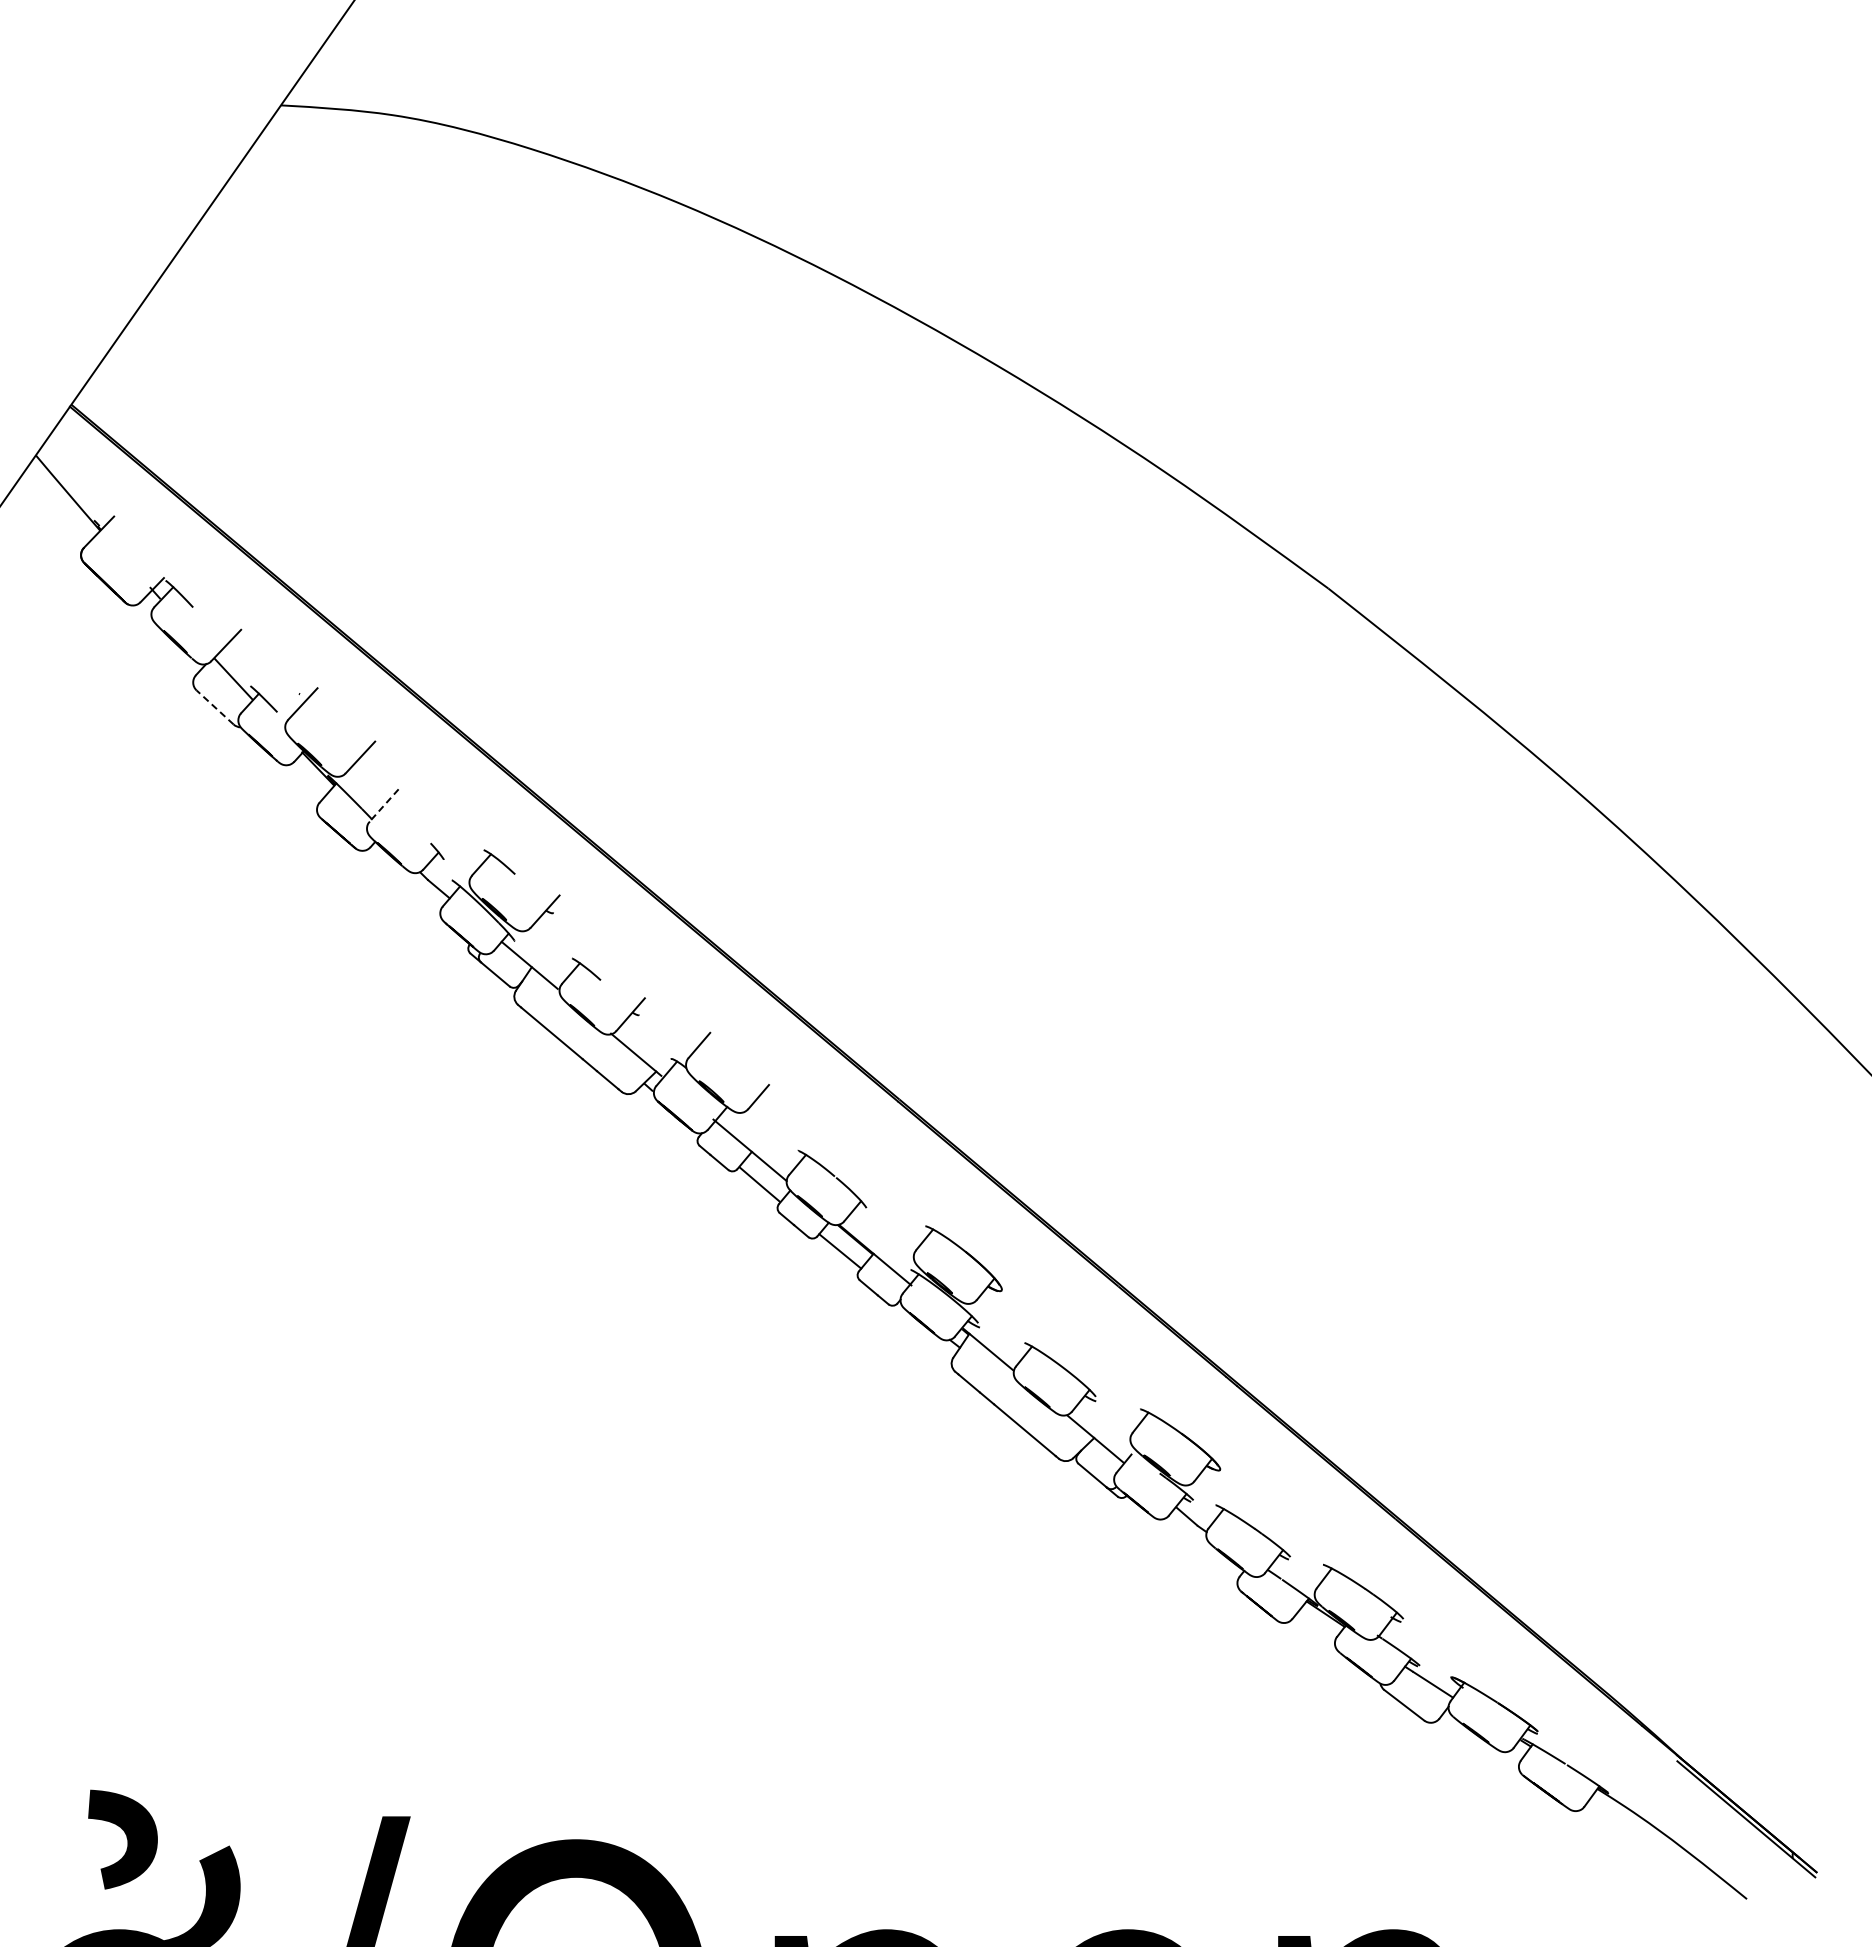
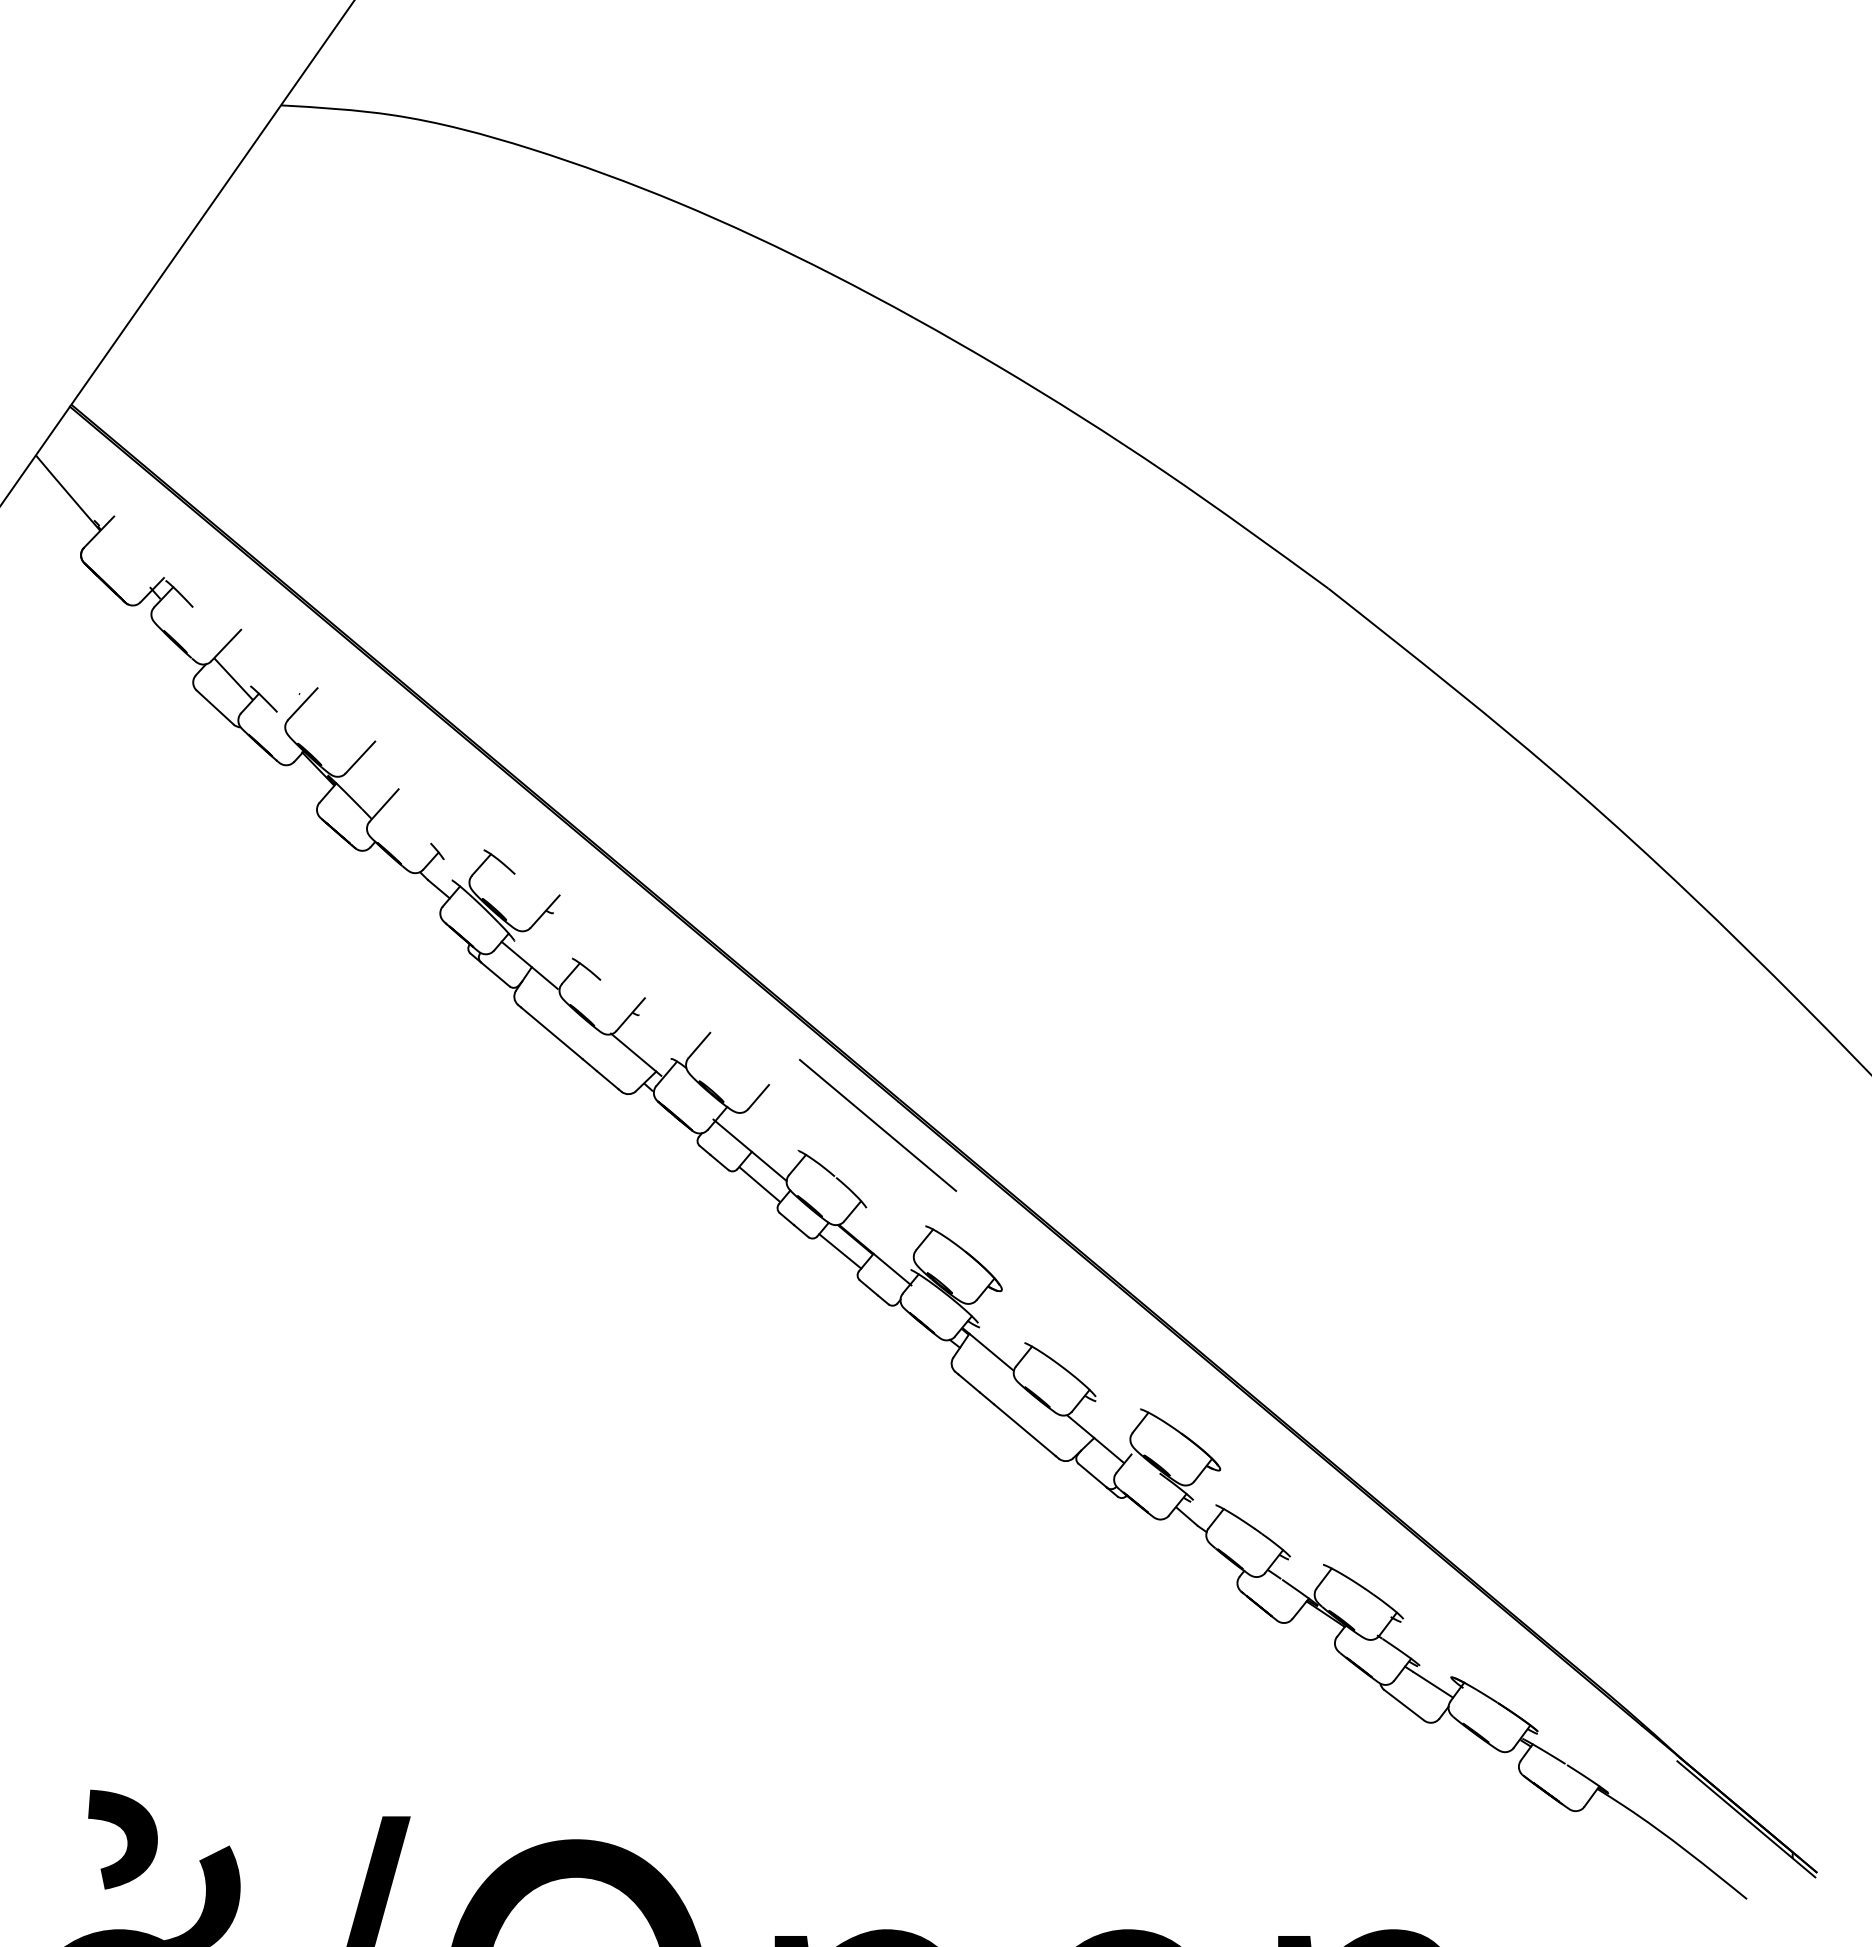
line: dashed -> solid (214, 707)
line: dashed -> solid (384, 805)
line: none -> present (878, 1124)
